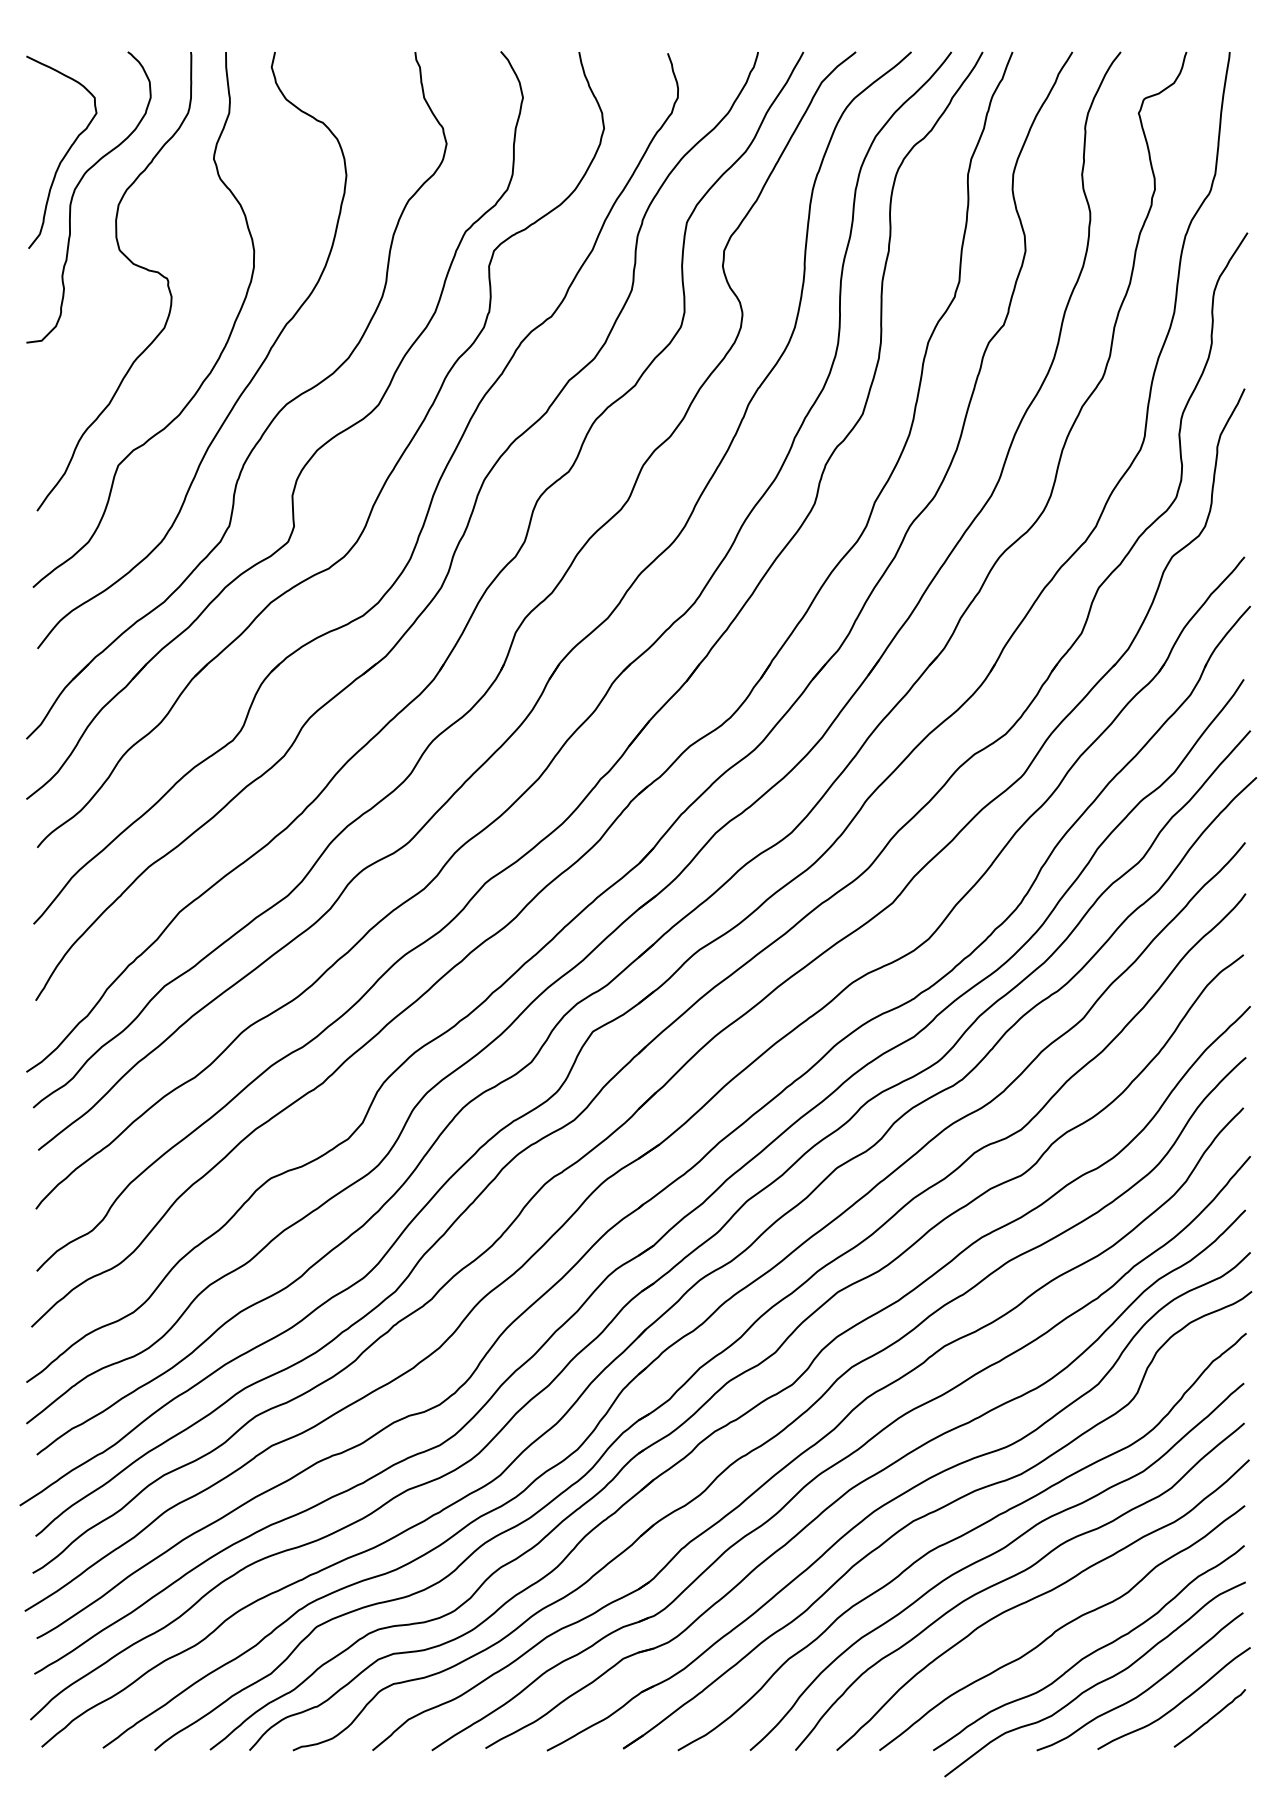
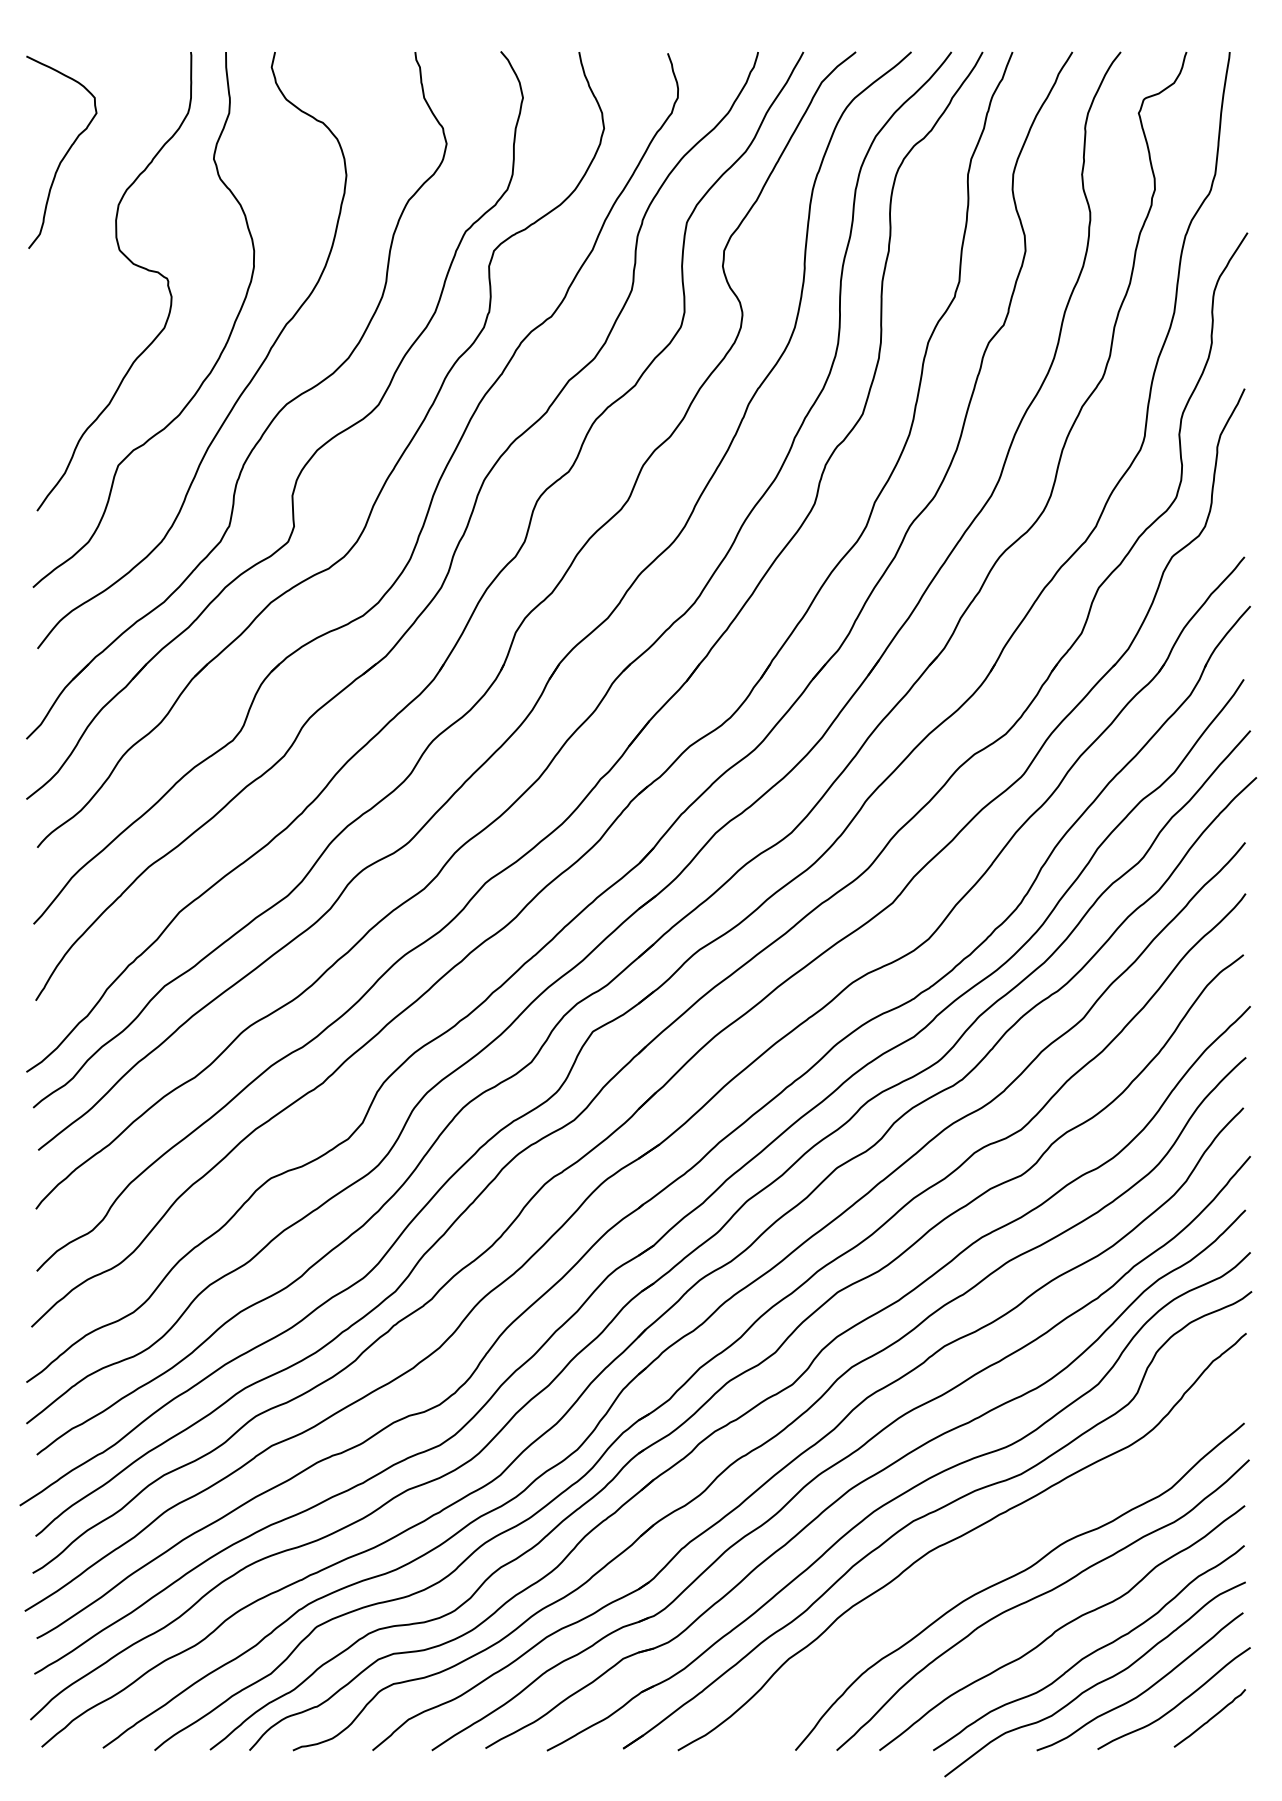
curve: present -> none (75, 191)
curve: present -> none (990, 1556)
